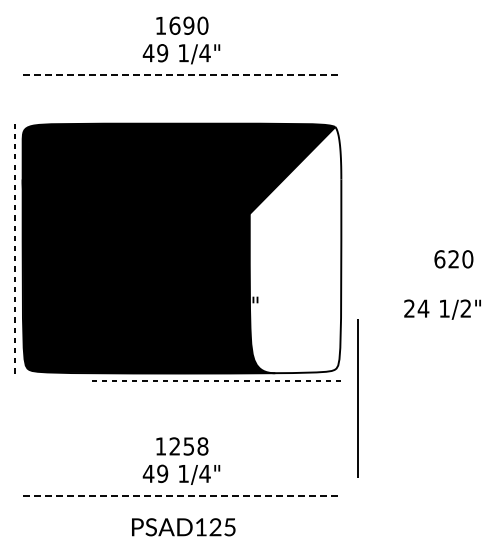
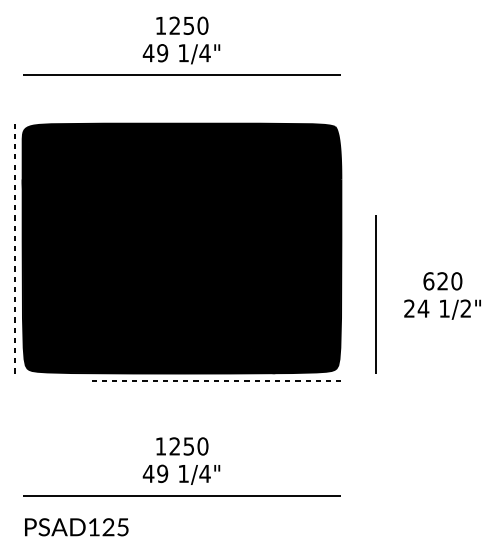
text: 1690 -> 1250 (181, 25)
line: dashed -> solid (182, 75)
fill: none -> present (295, 250)
text position: (453, 259) -> (442, 281) (442, 281)
line position: (357, 398) -> (375, 294) (375, 294)
text: 1258 -> 1250 (202, 446)
line: dashed -> solid (182, 495)
text position: (183, 527) -> (76, 527) (76, 527)
